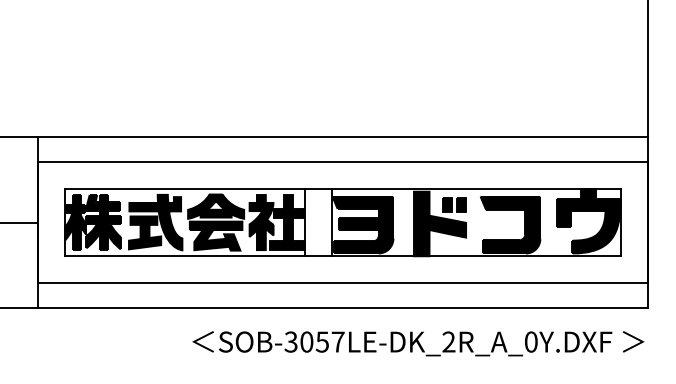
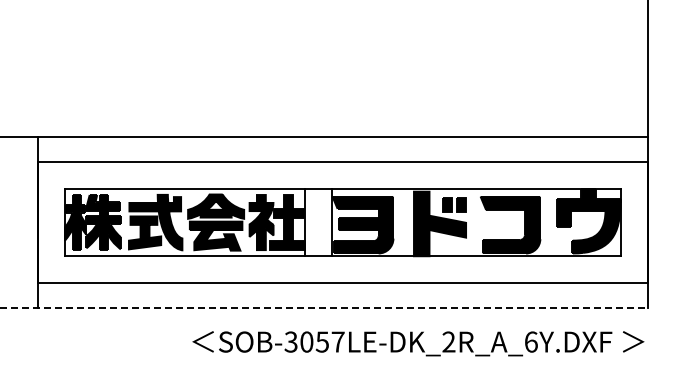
line: present -> none (19, 222)
line: solid -> dashed (324, 308)
text: SOB-3057LE-DK_2R_A_0Y.DXF -> SOB-3057LE-DK_2R_A_6Y.DXF (531, 341)
